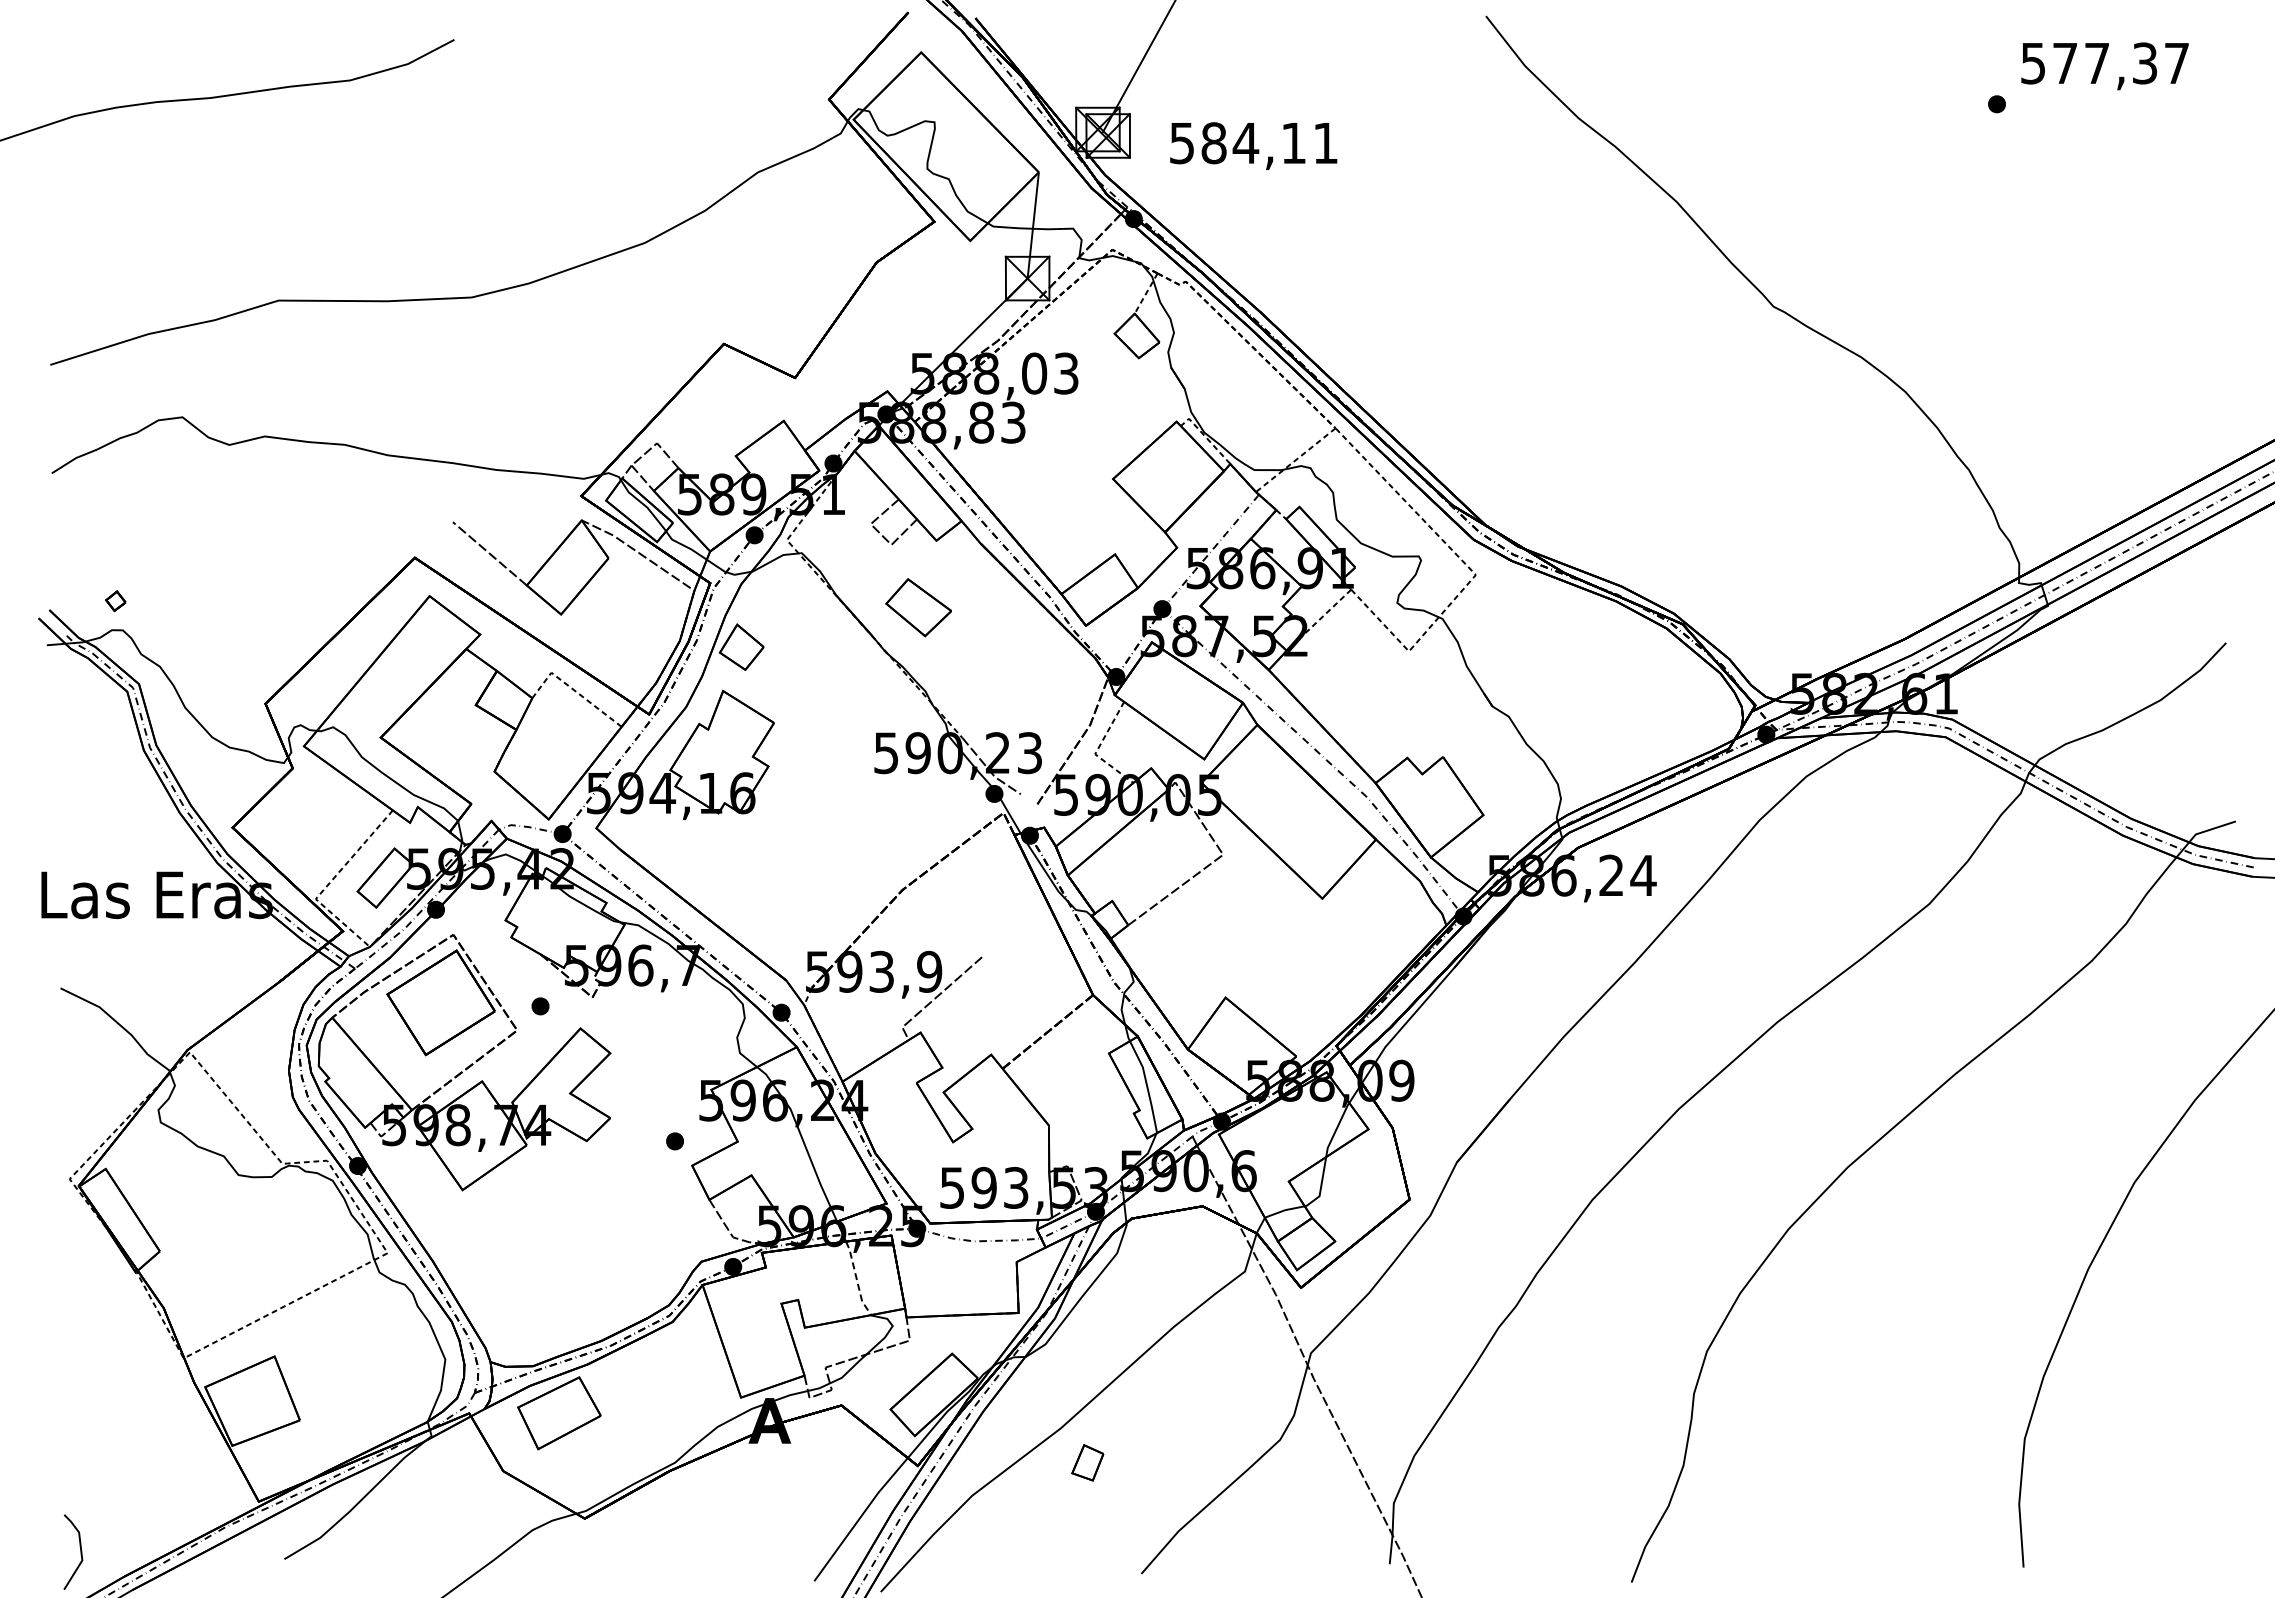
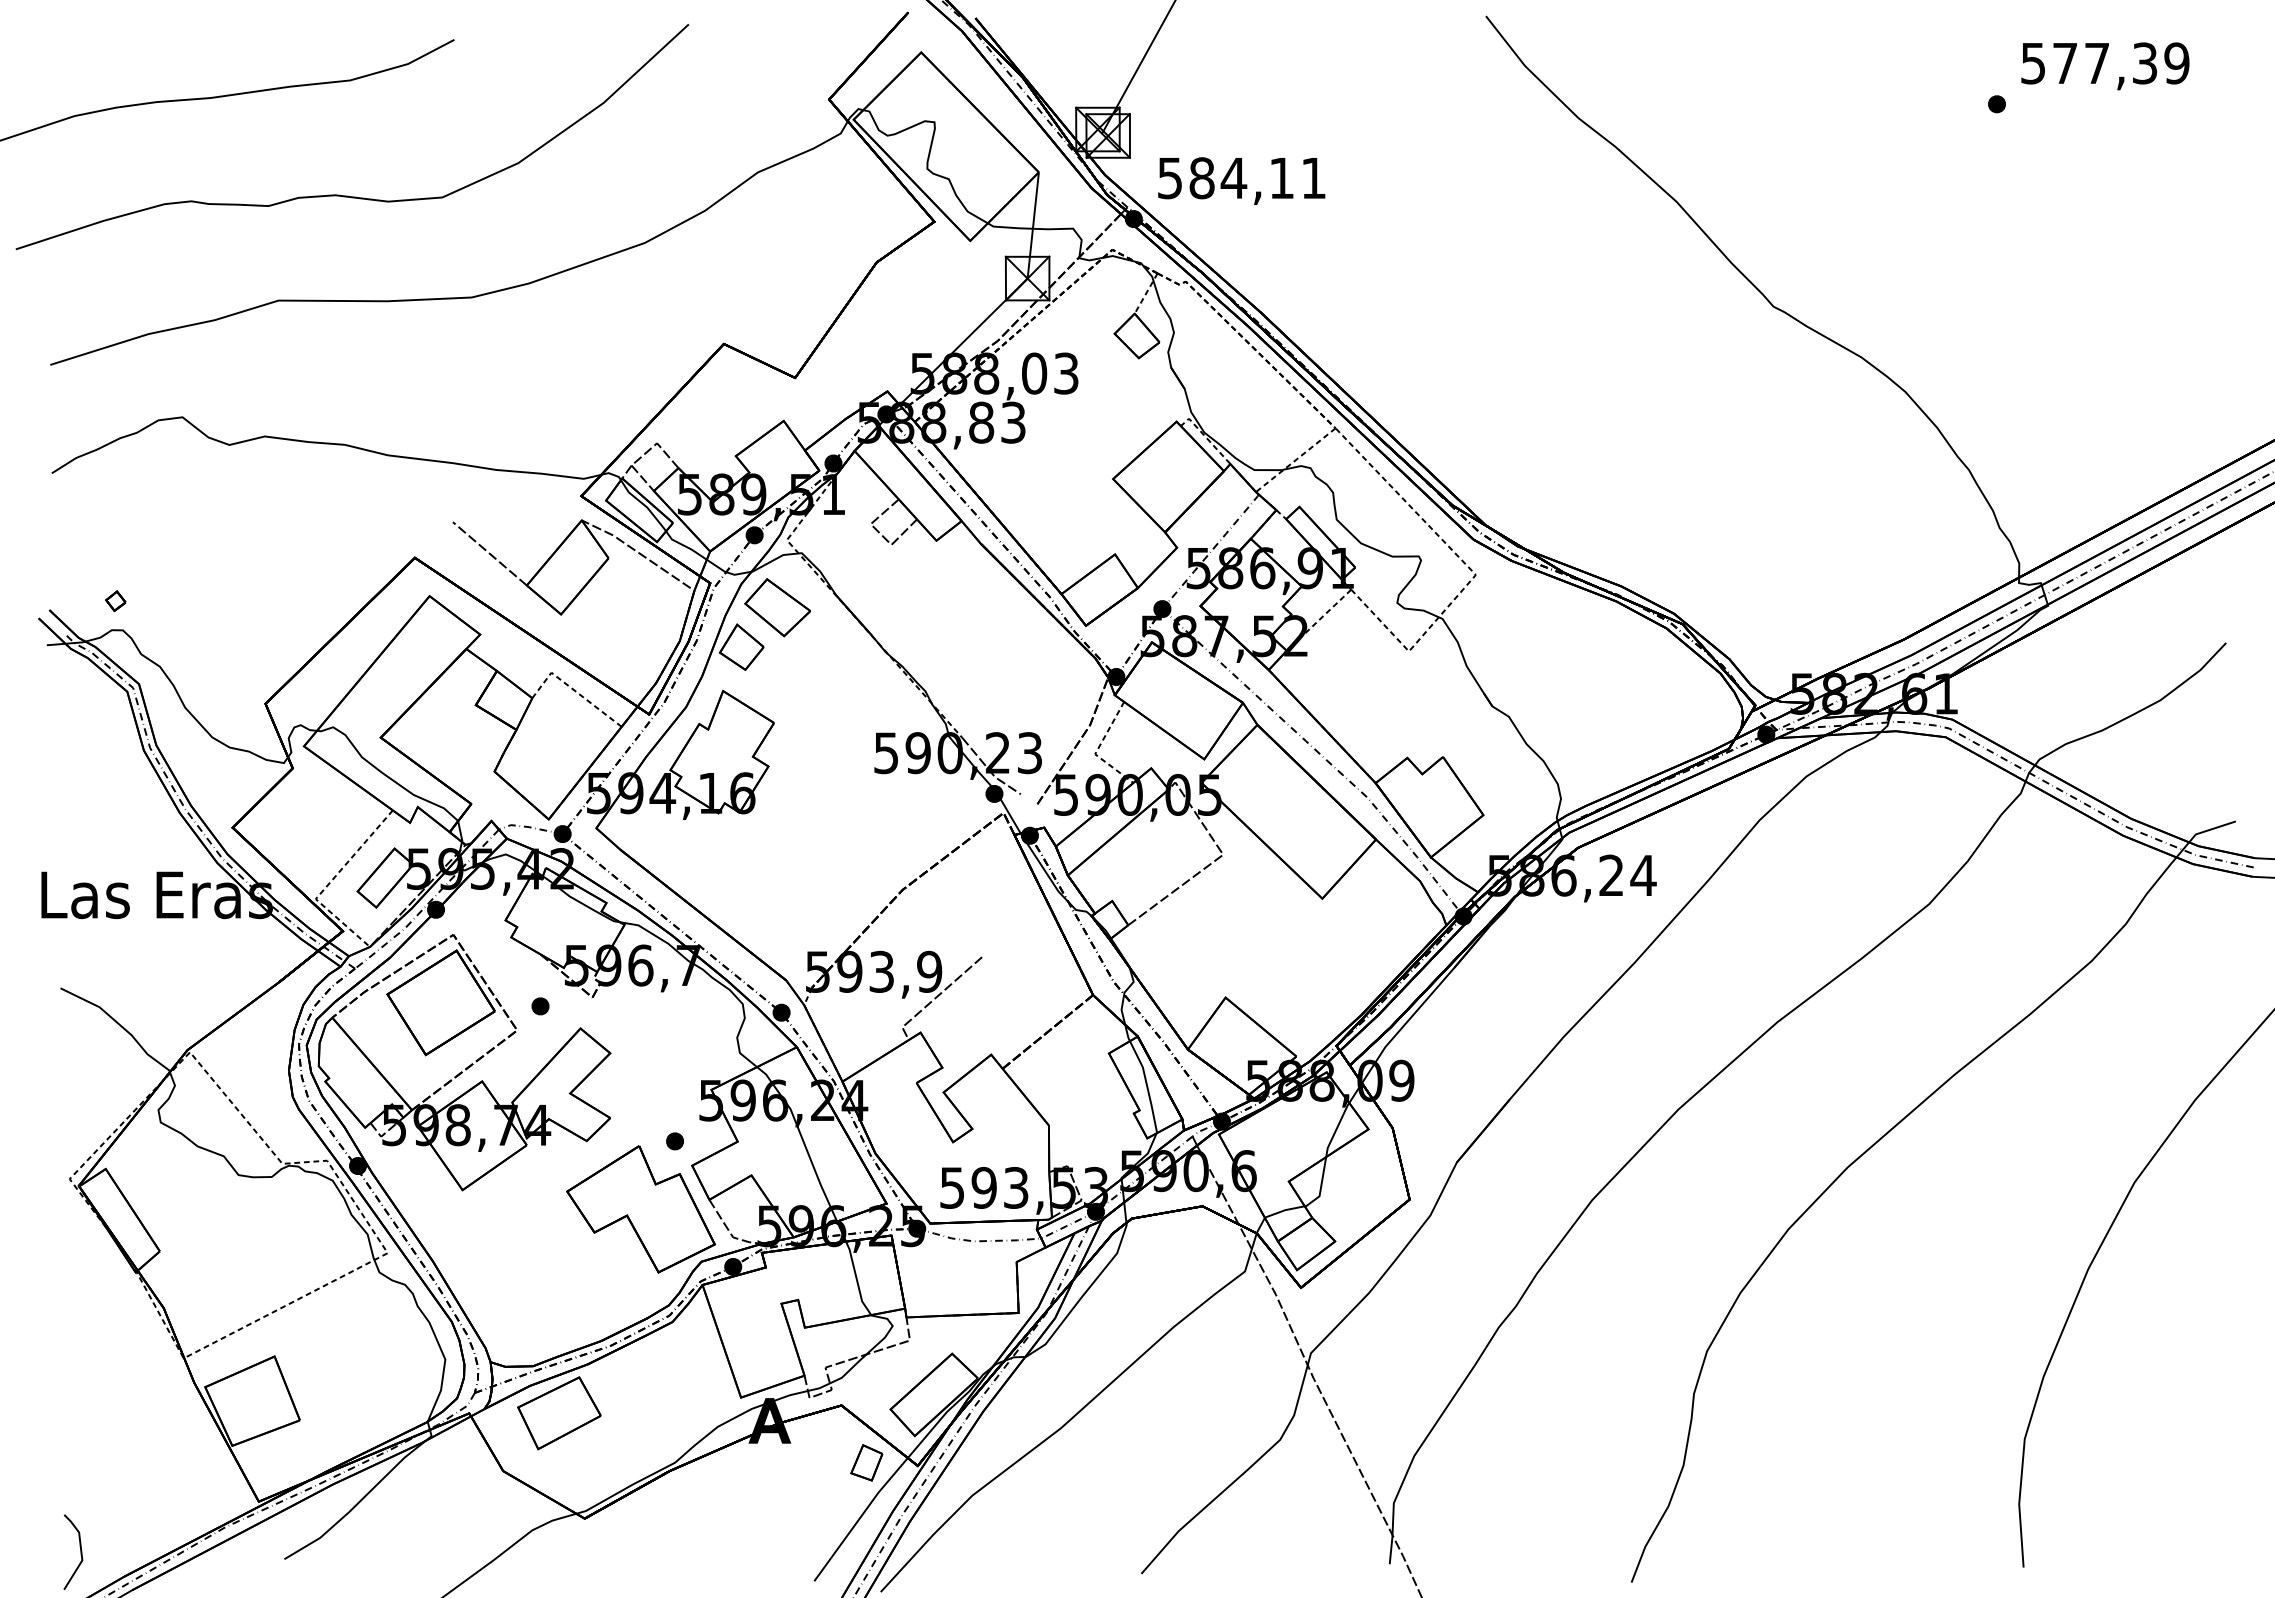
text: 577,37 -> 577,39 (2176, 63)
text position: (1253, 145) -> (1241, 180) (1241, 180)
curve: none -> present (348, 195)
part position: (918, 607) -> (777, 607) (777, 607)
part: none -> present (640, 1209)
line: dashed -> solid (856, 1279)
part position: (1087, 1462) -> (866, 1462) (866, 1462)
